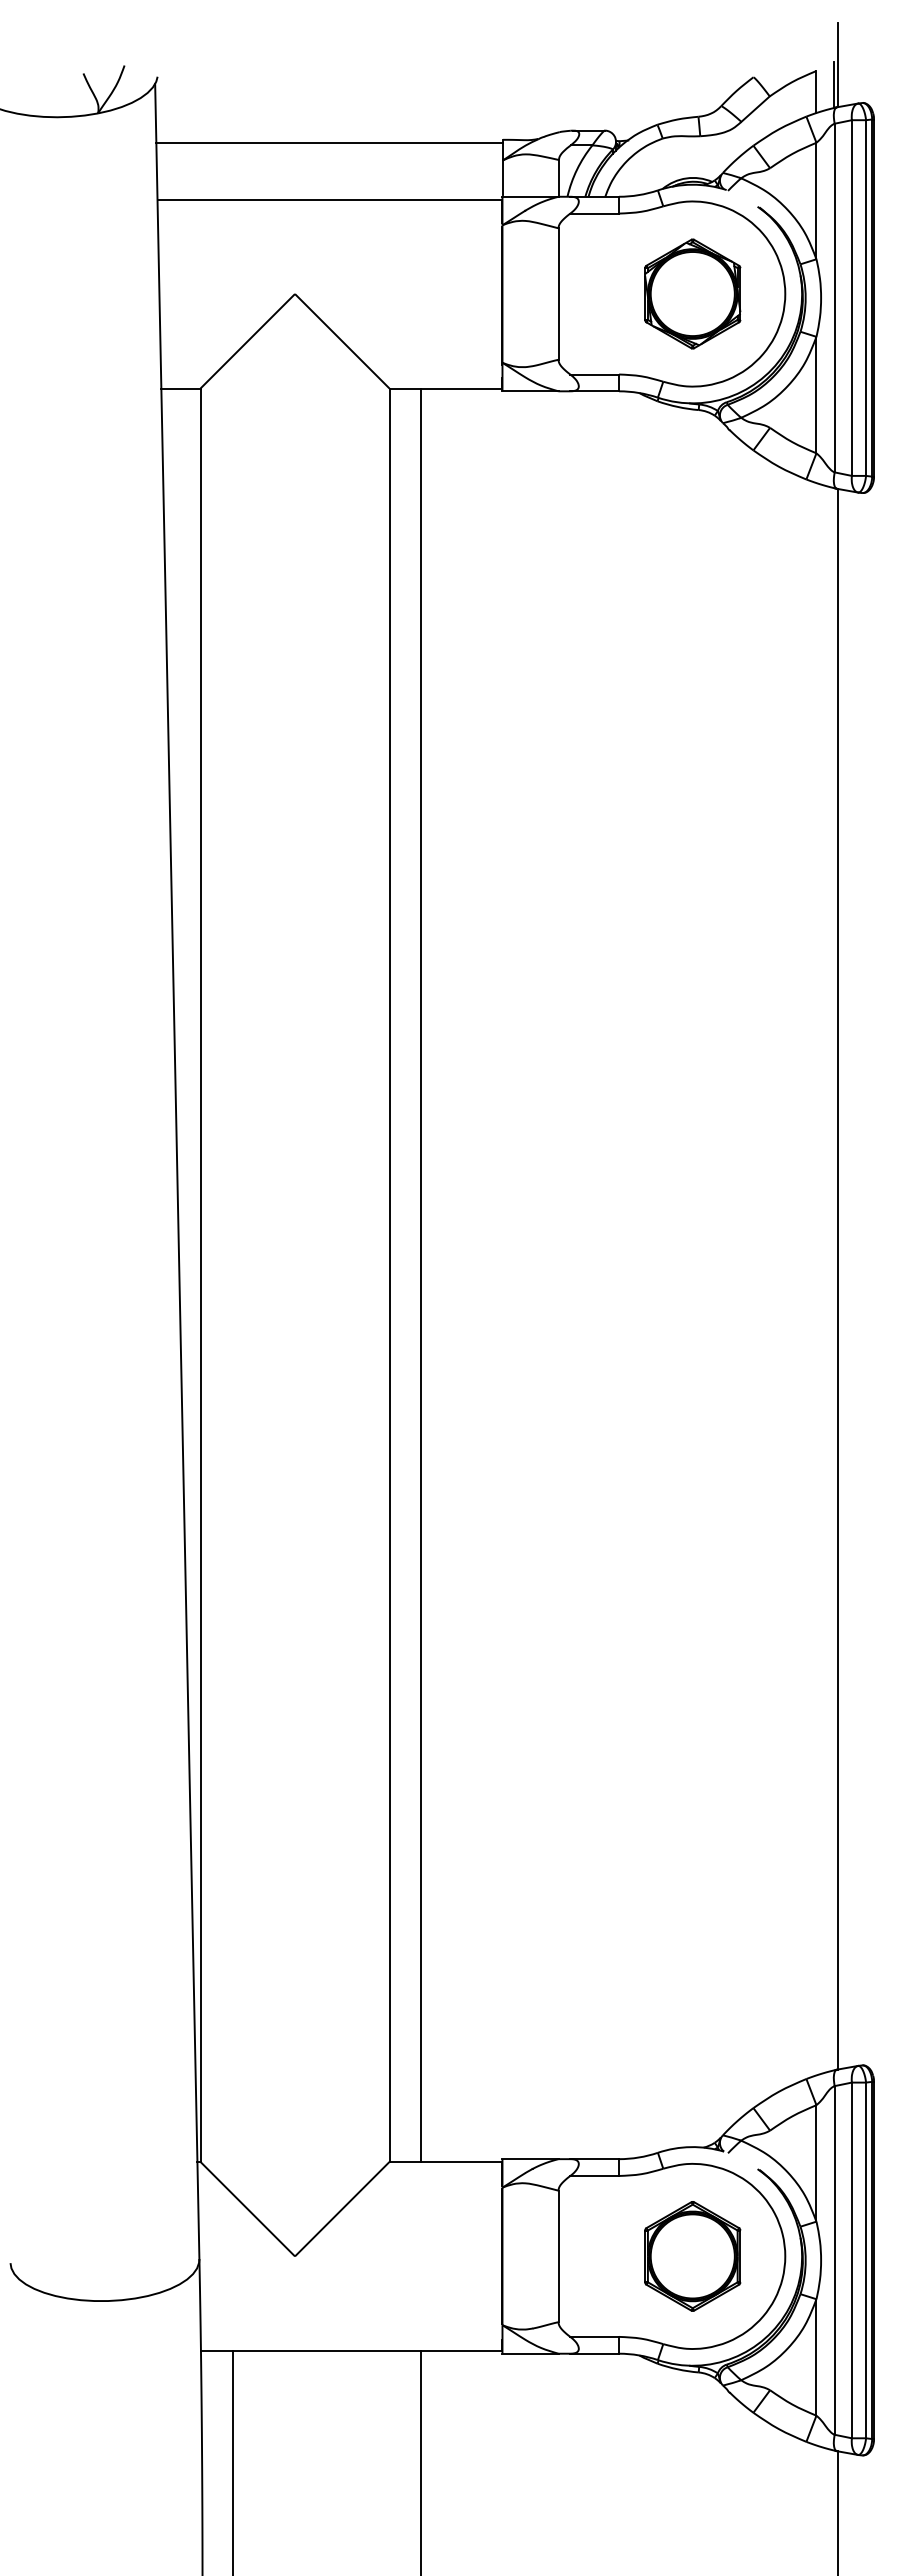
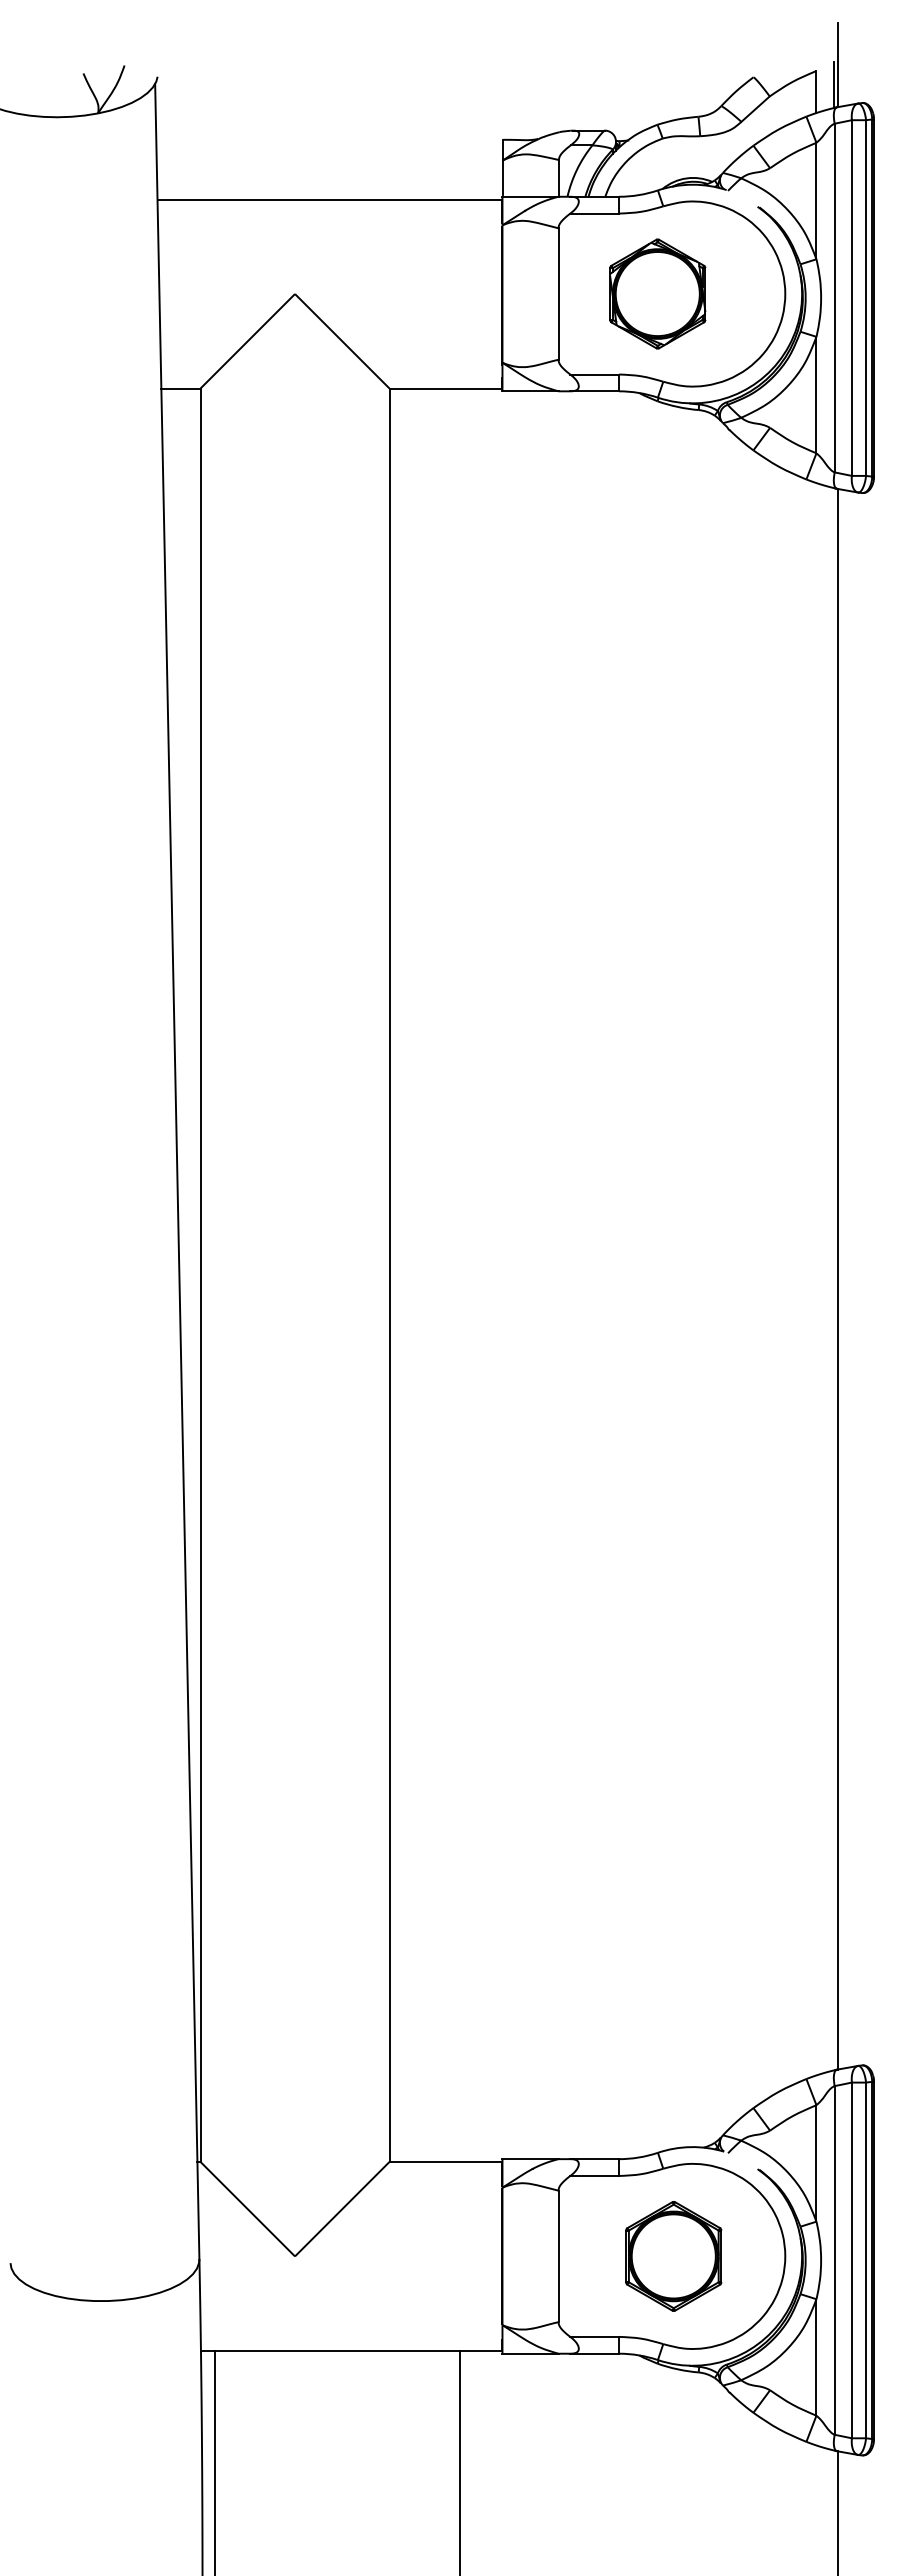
line: present -> none (329, 142)
part position: (692, 293) -> (657, 293) (657, 293)
line: present -> none (421, 1274)
part position: (692, 2256) -> (673, 2256) (673, 2256)
line position: (232, 2461) -> (214, 2461) (214, 2461)
line position: (421, 2461) -> (460, 2461) (460, 2461)
